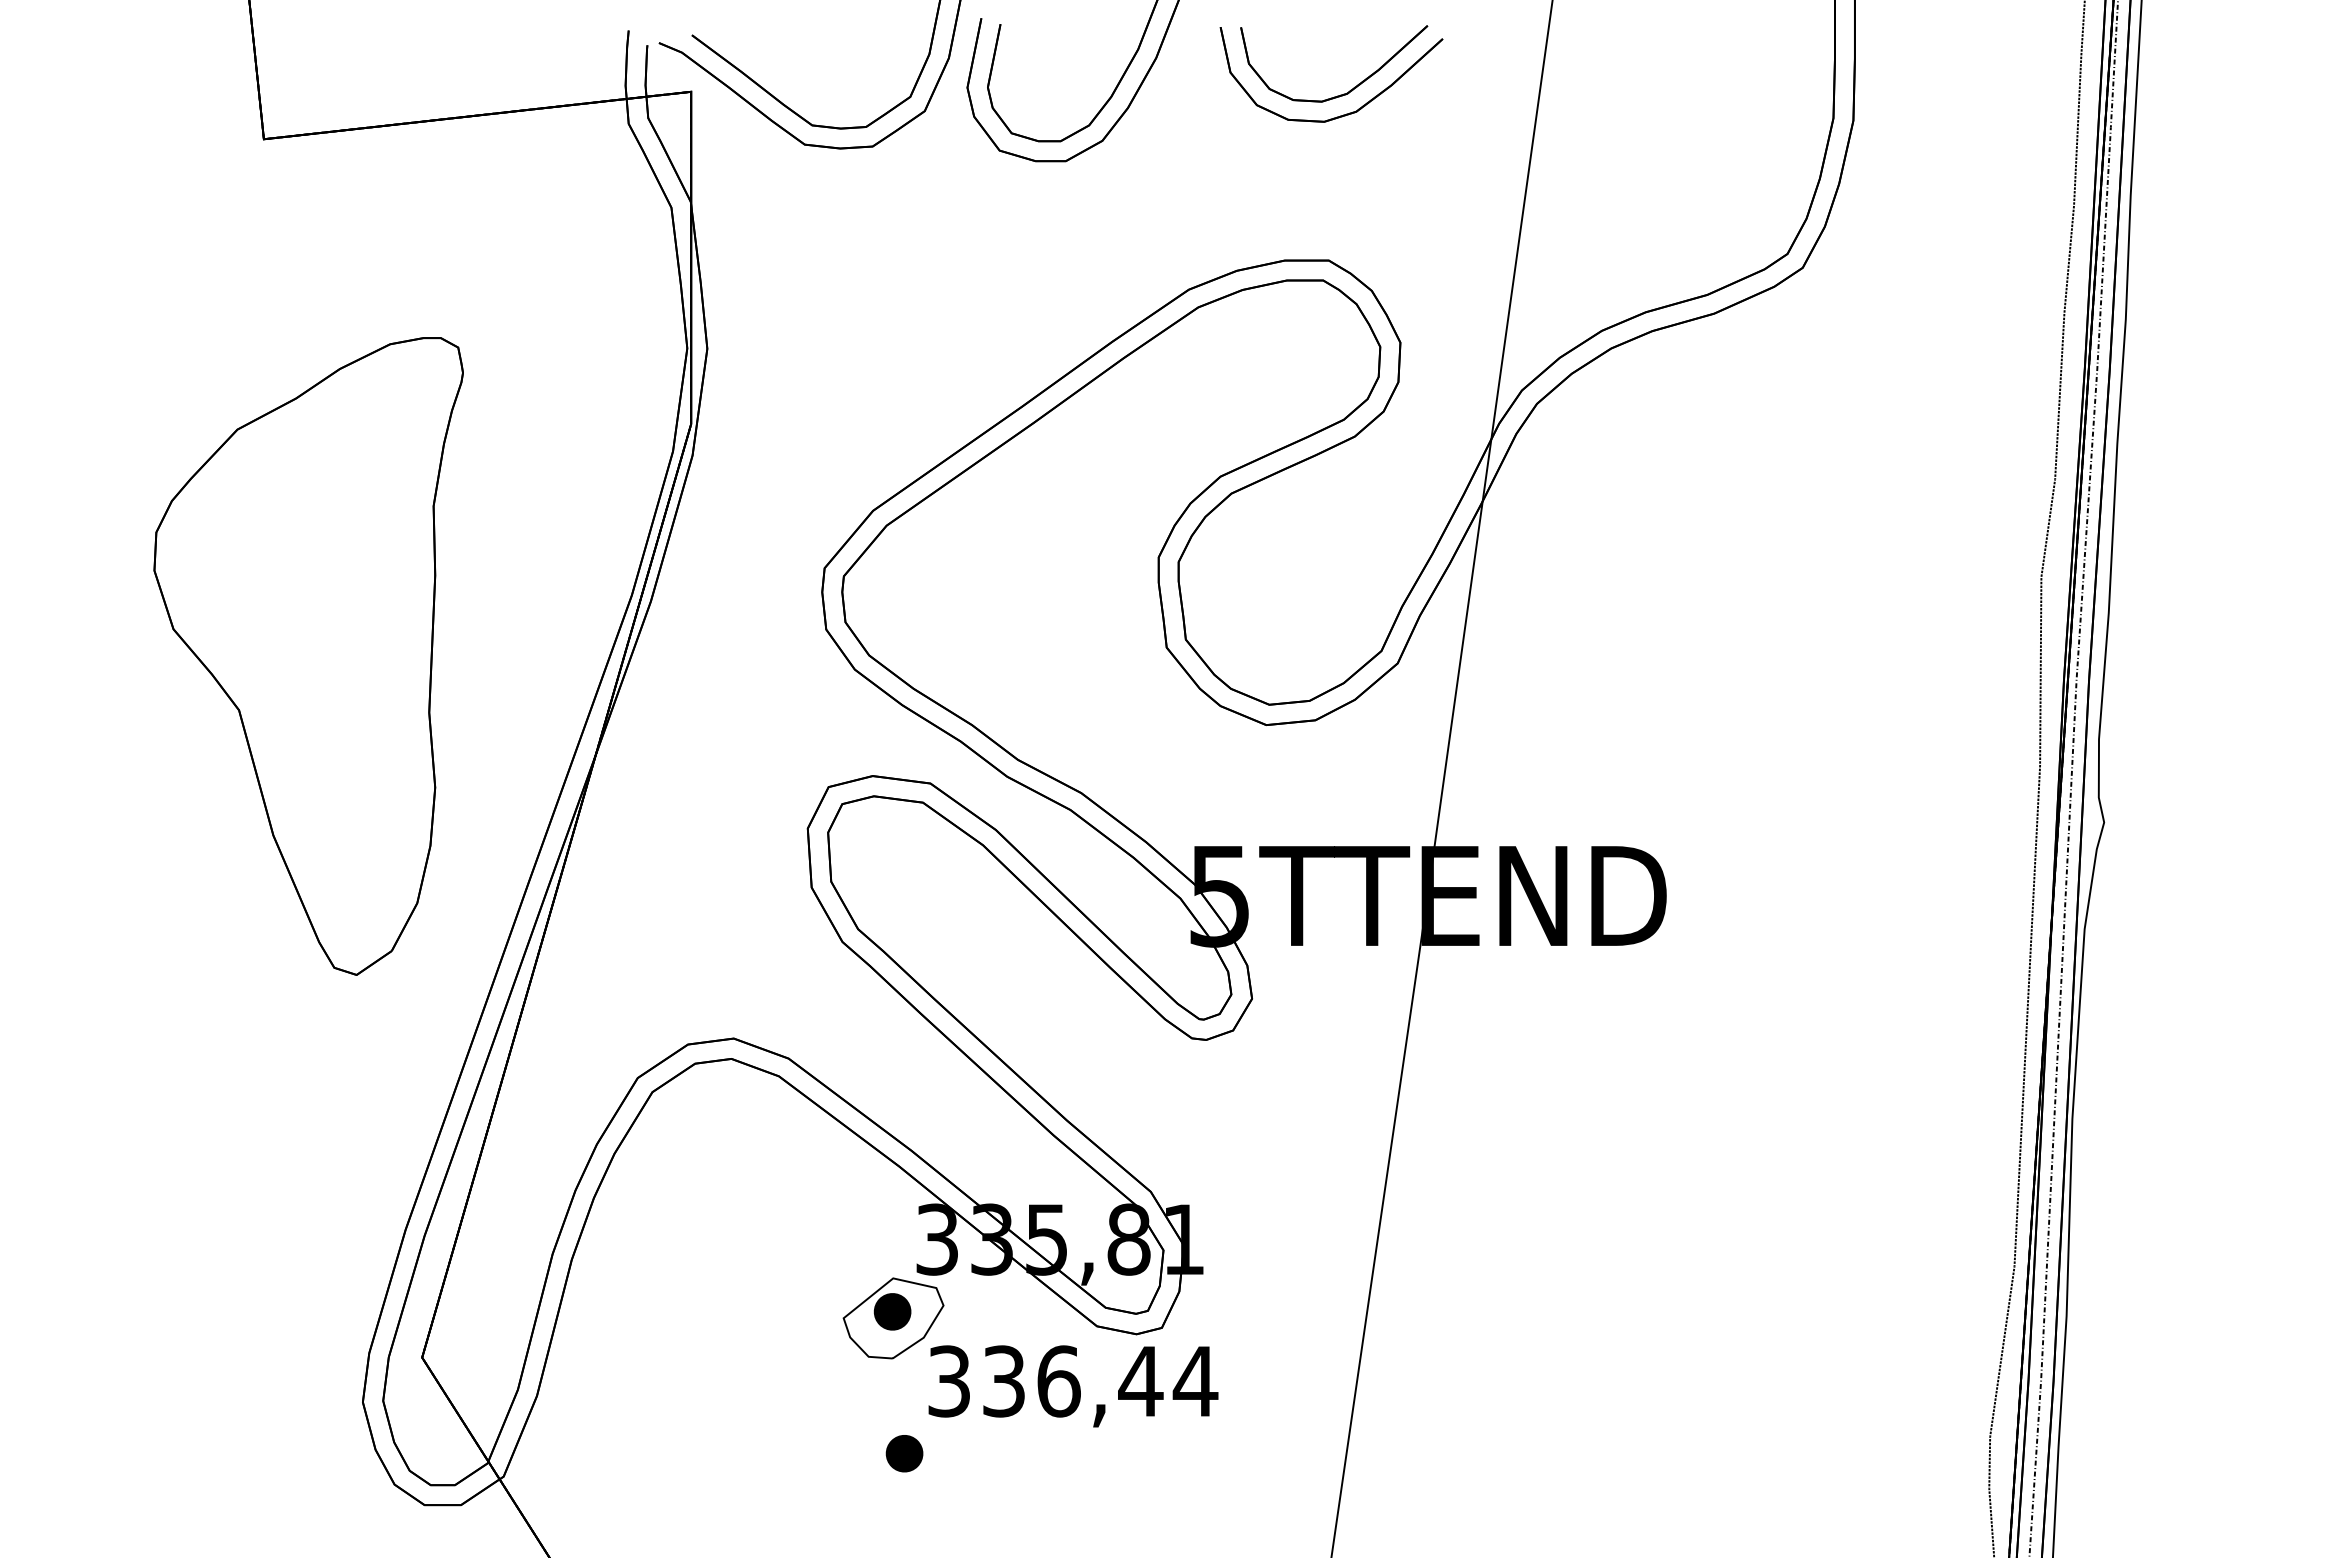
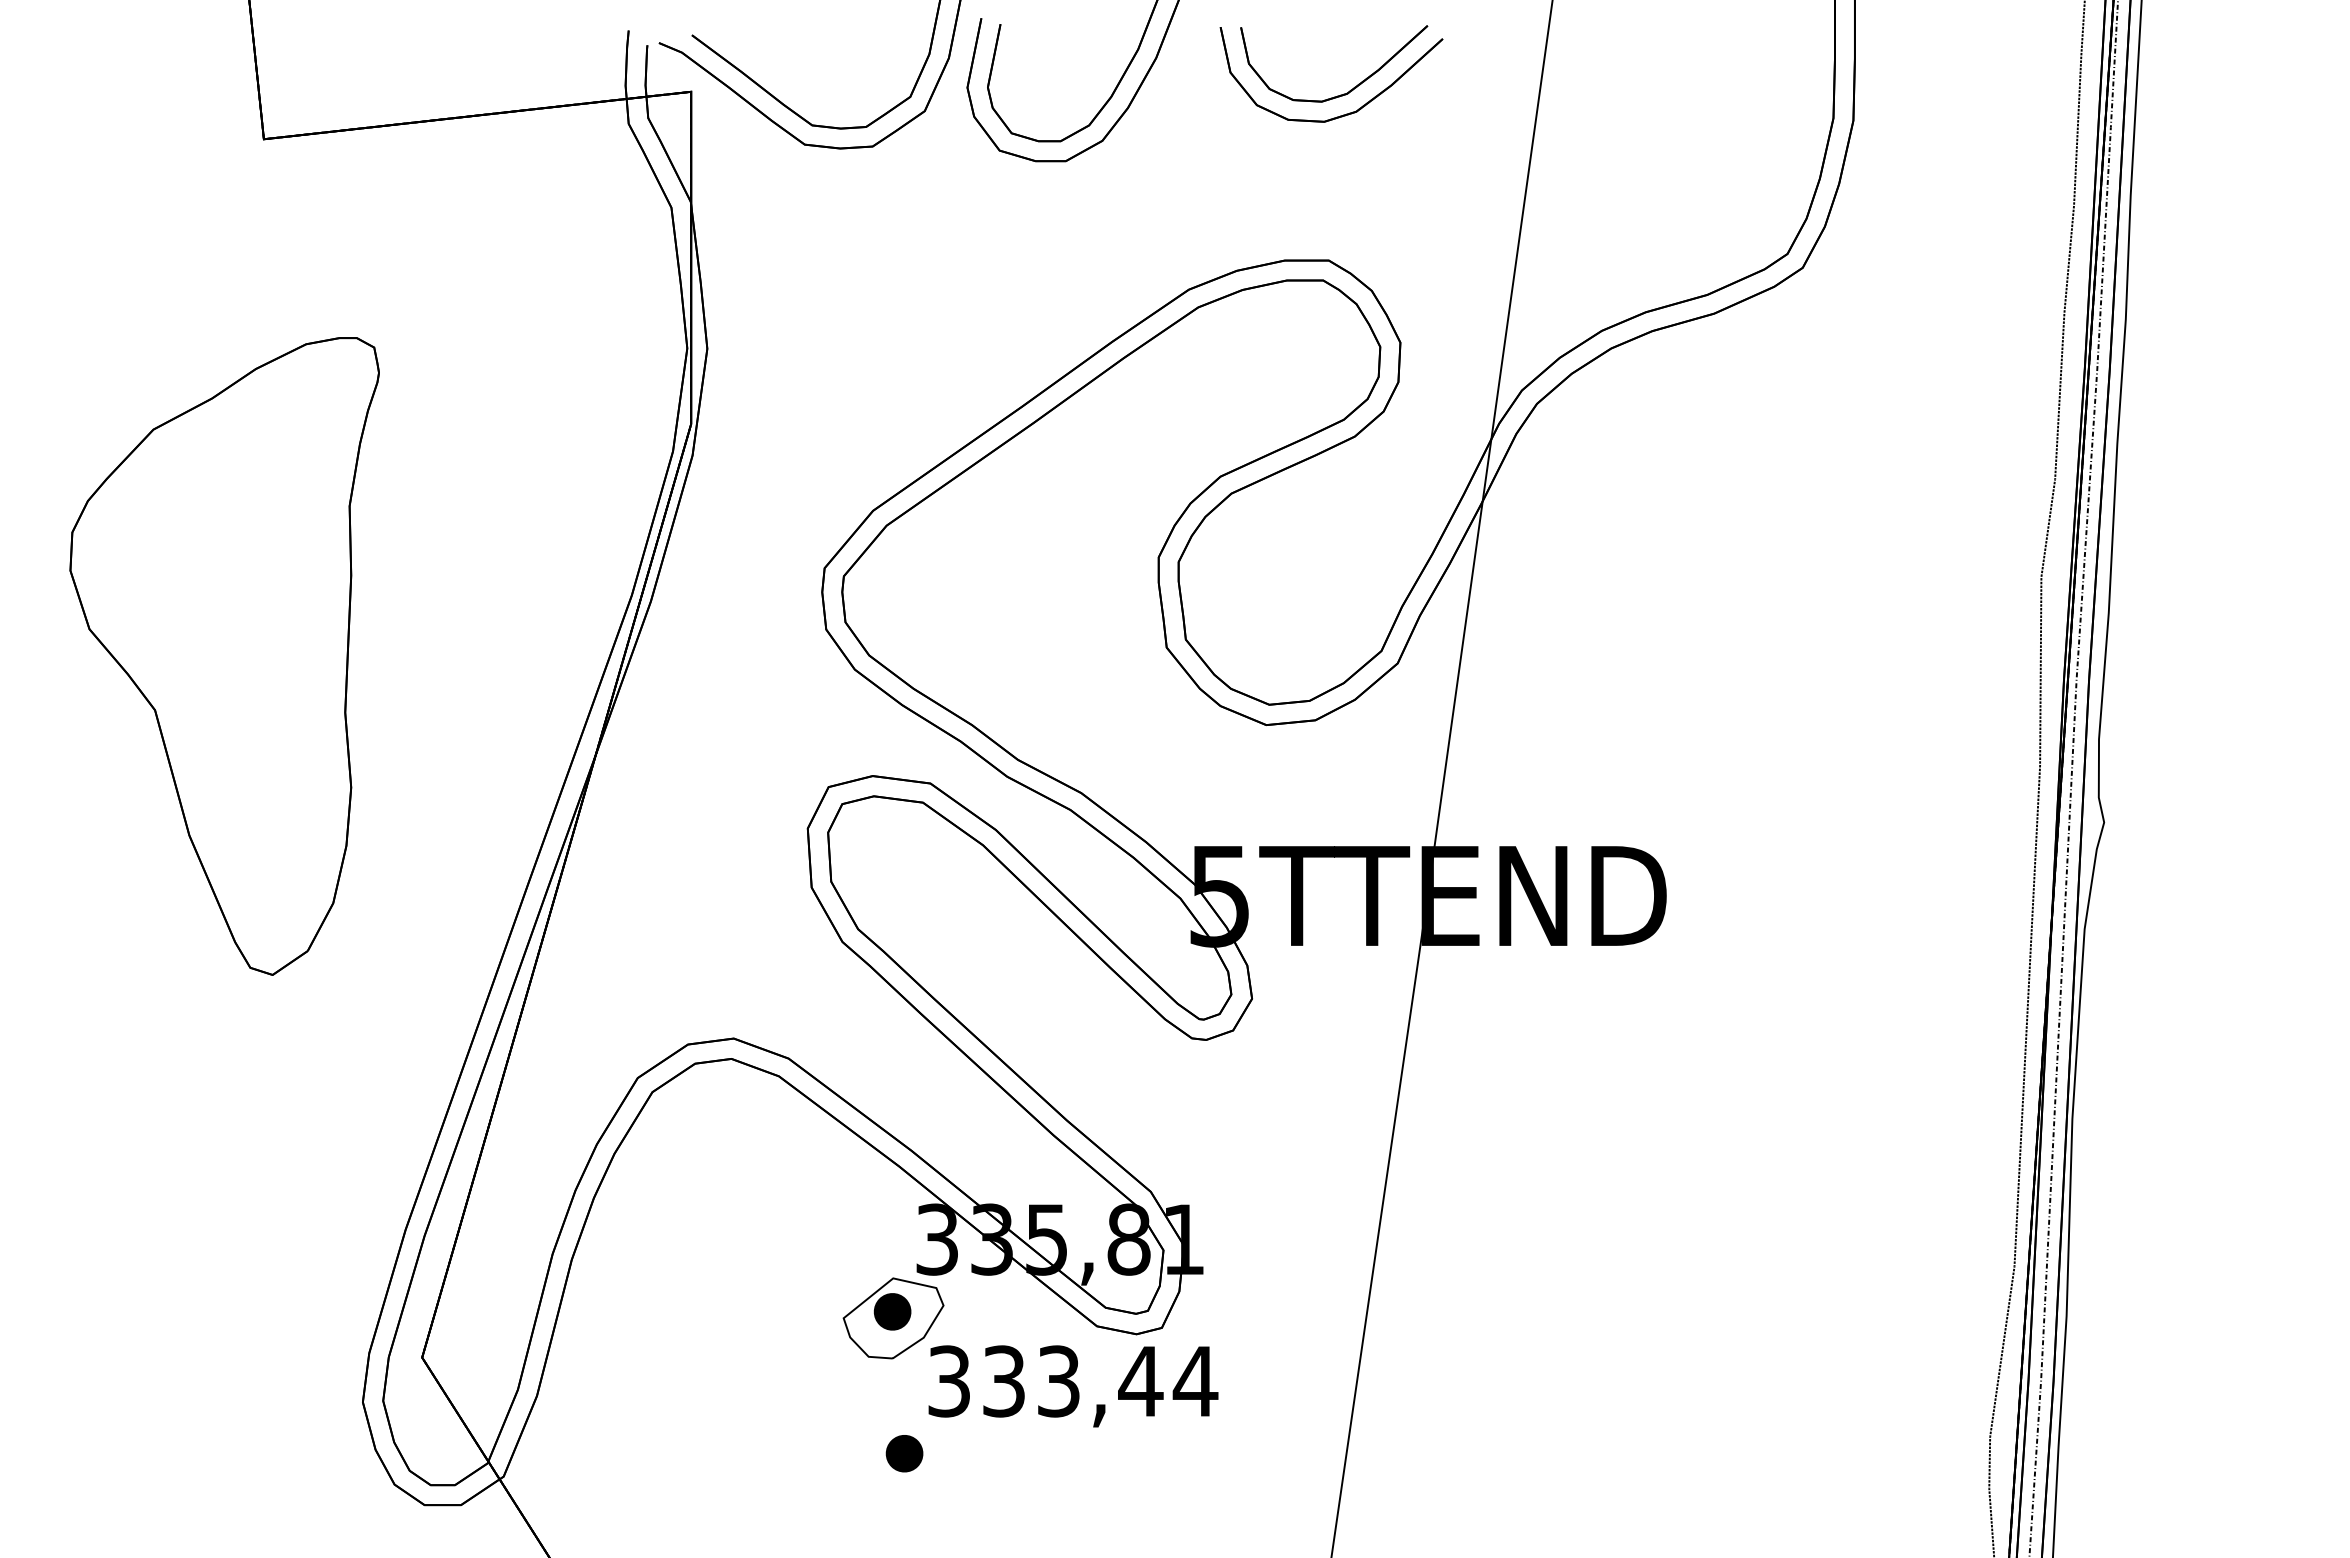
part position: (308, 656) -> (224, 656) (224, 656)
text: 336,44 -> 333,44 (1058, 1381)
